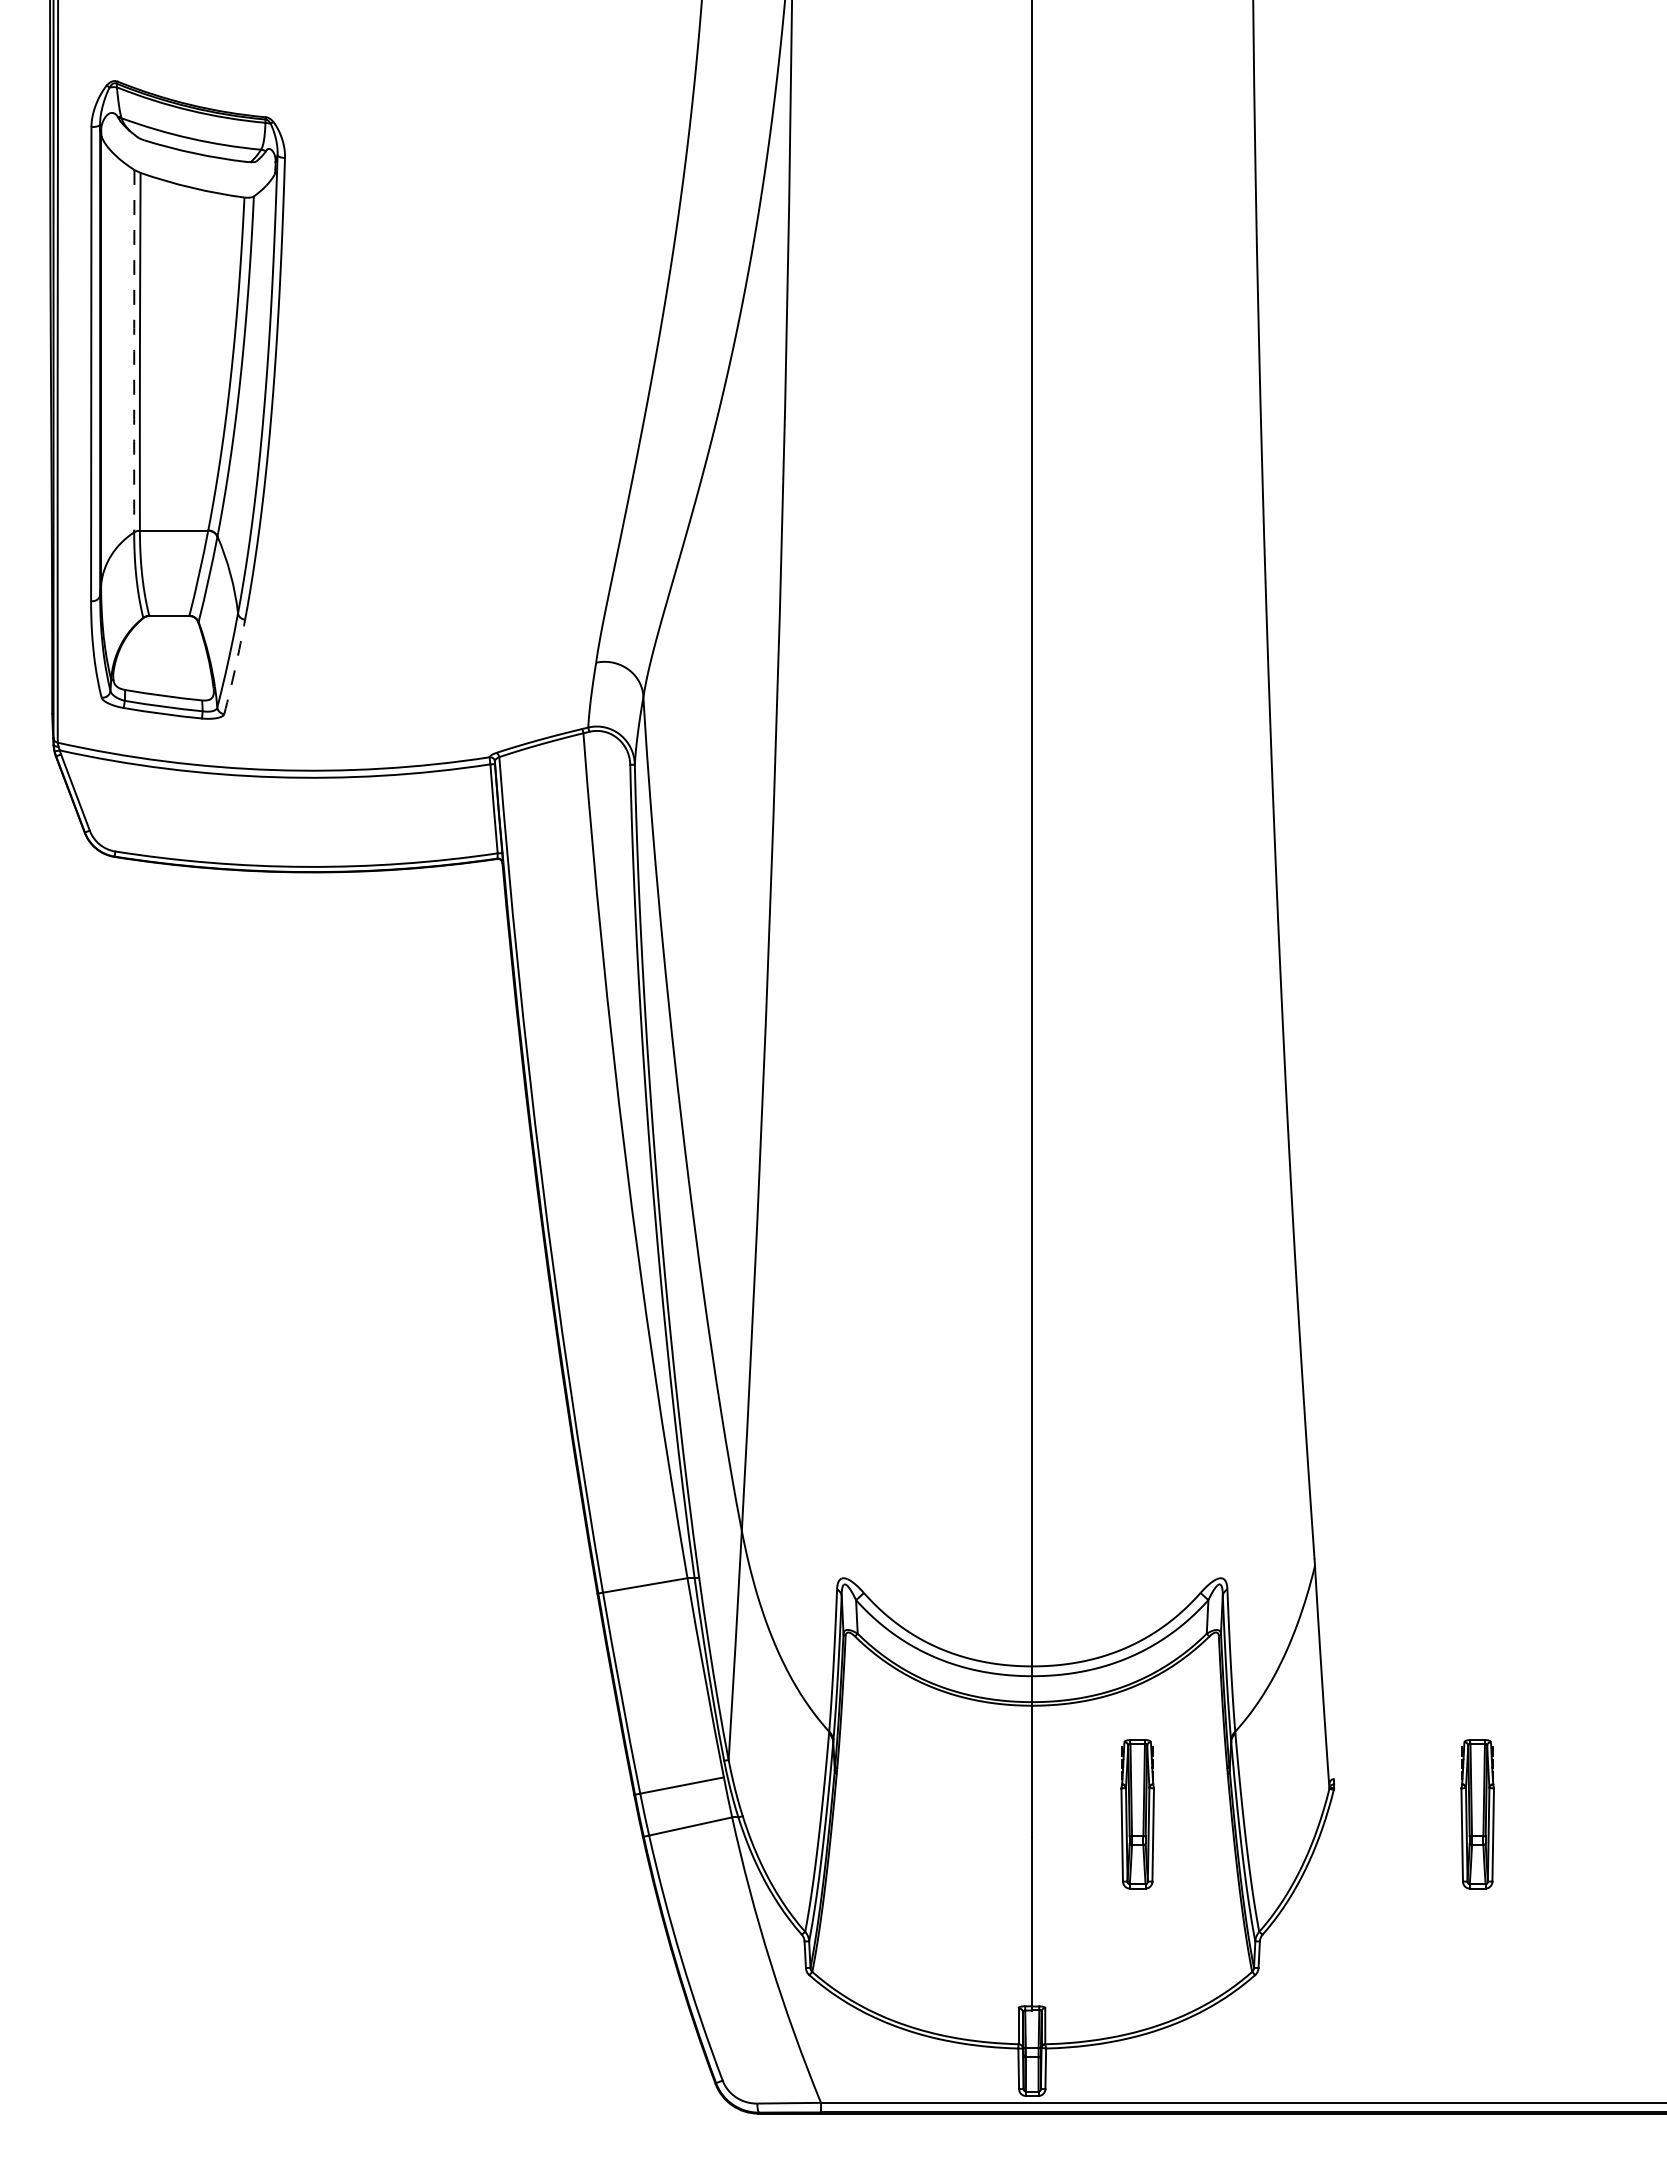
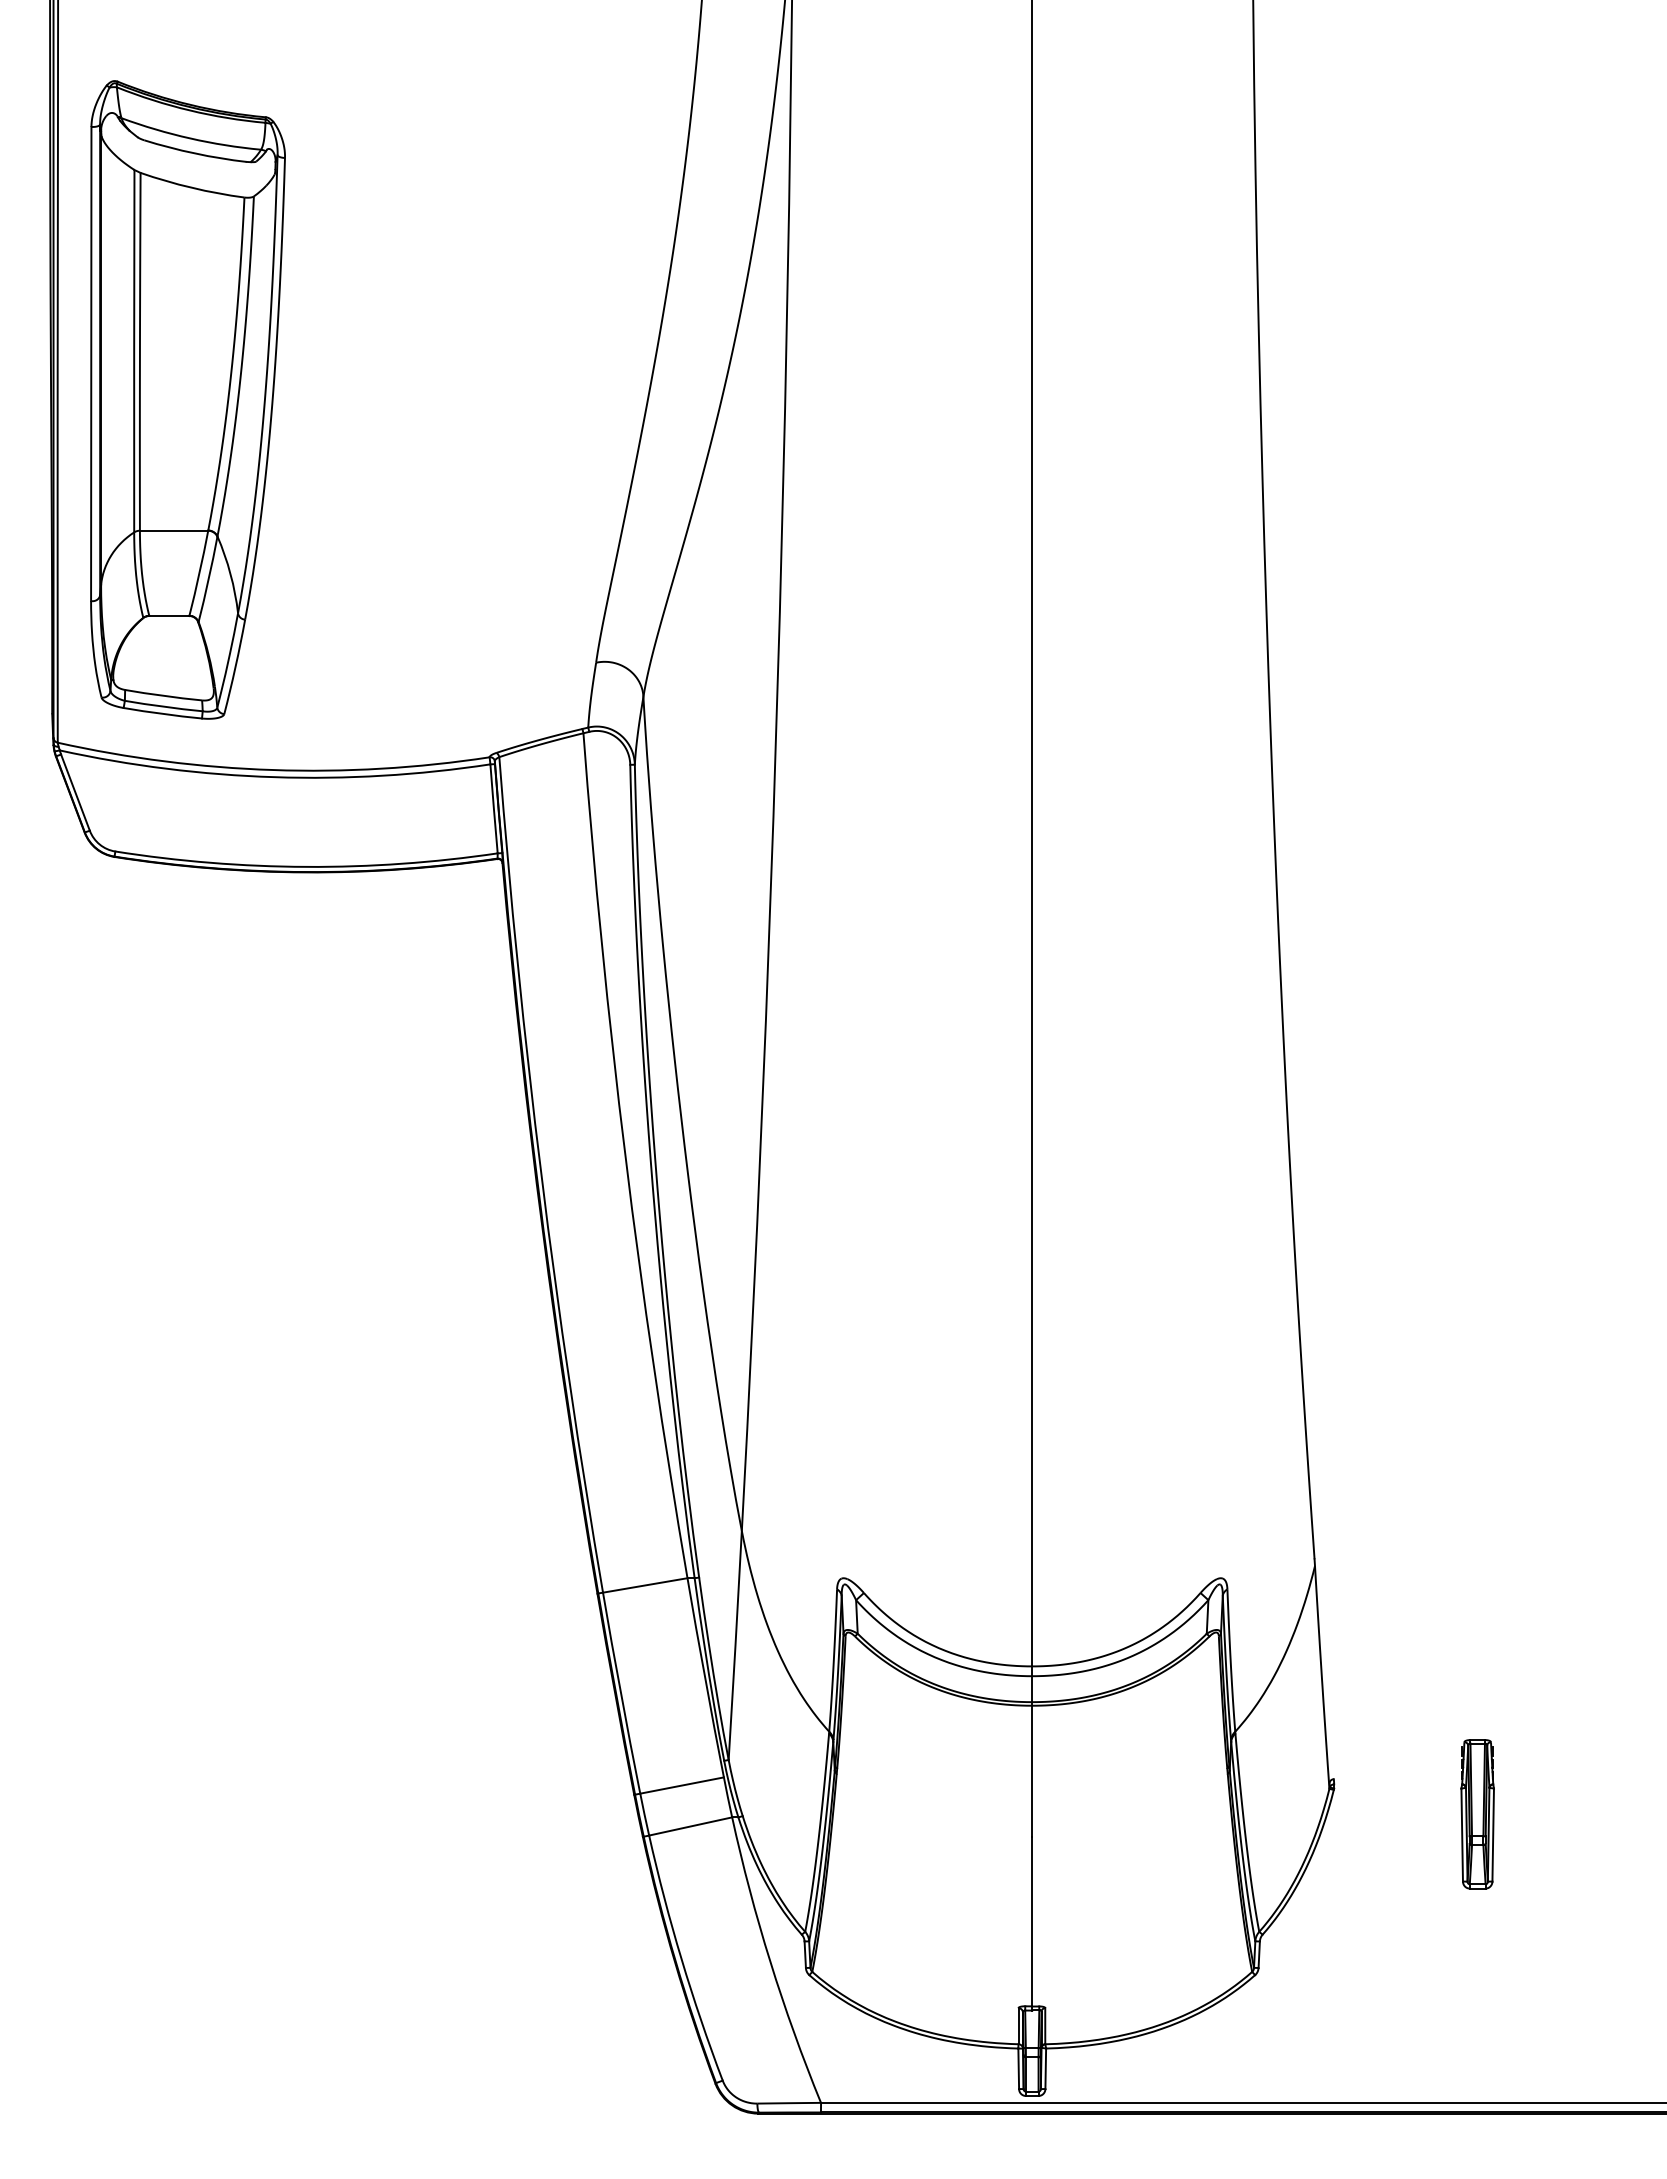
arc: dashed -> solid (134, 351)
arc: dashed -> solid (235, 667)
part: present -> none (1137, 1814)
